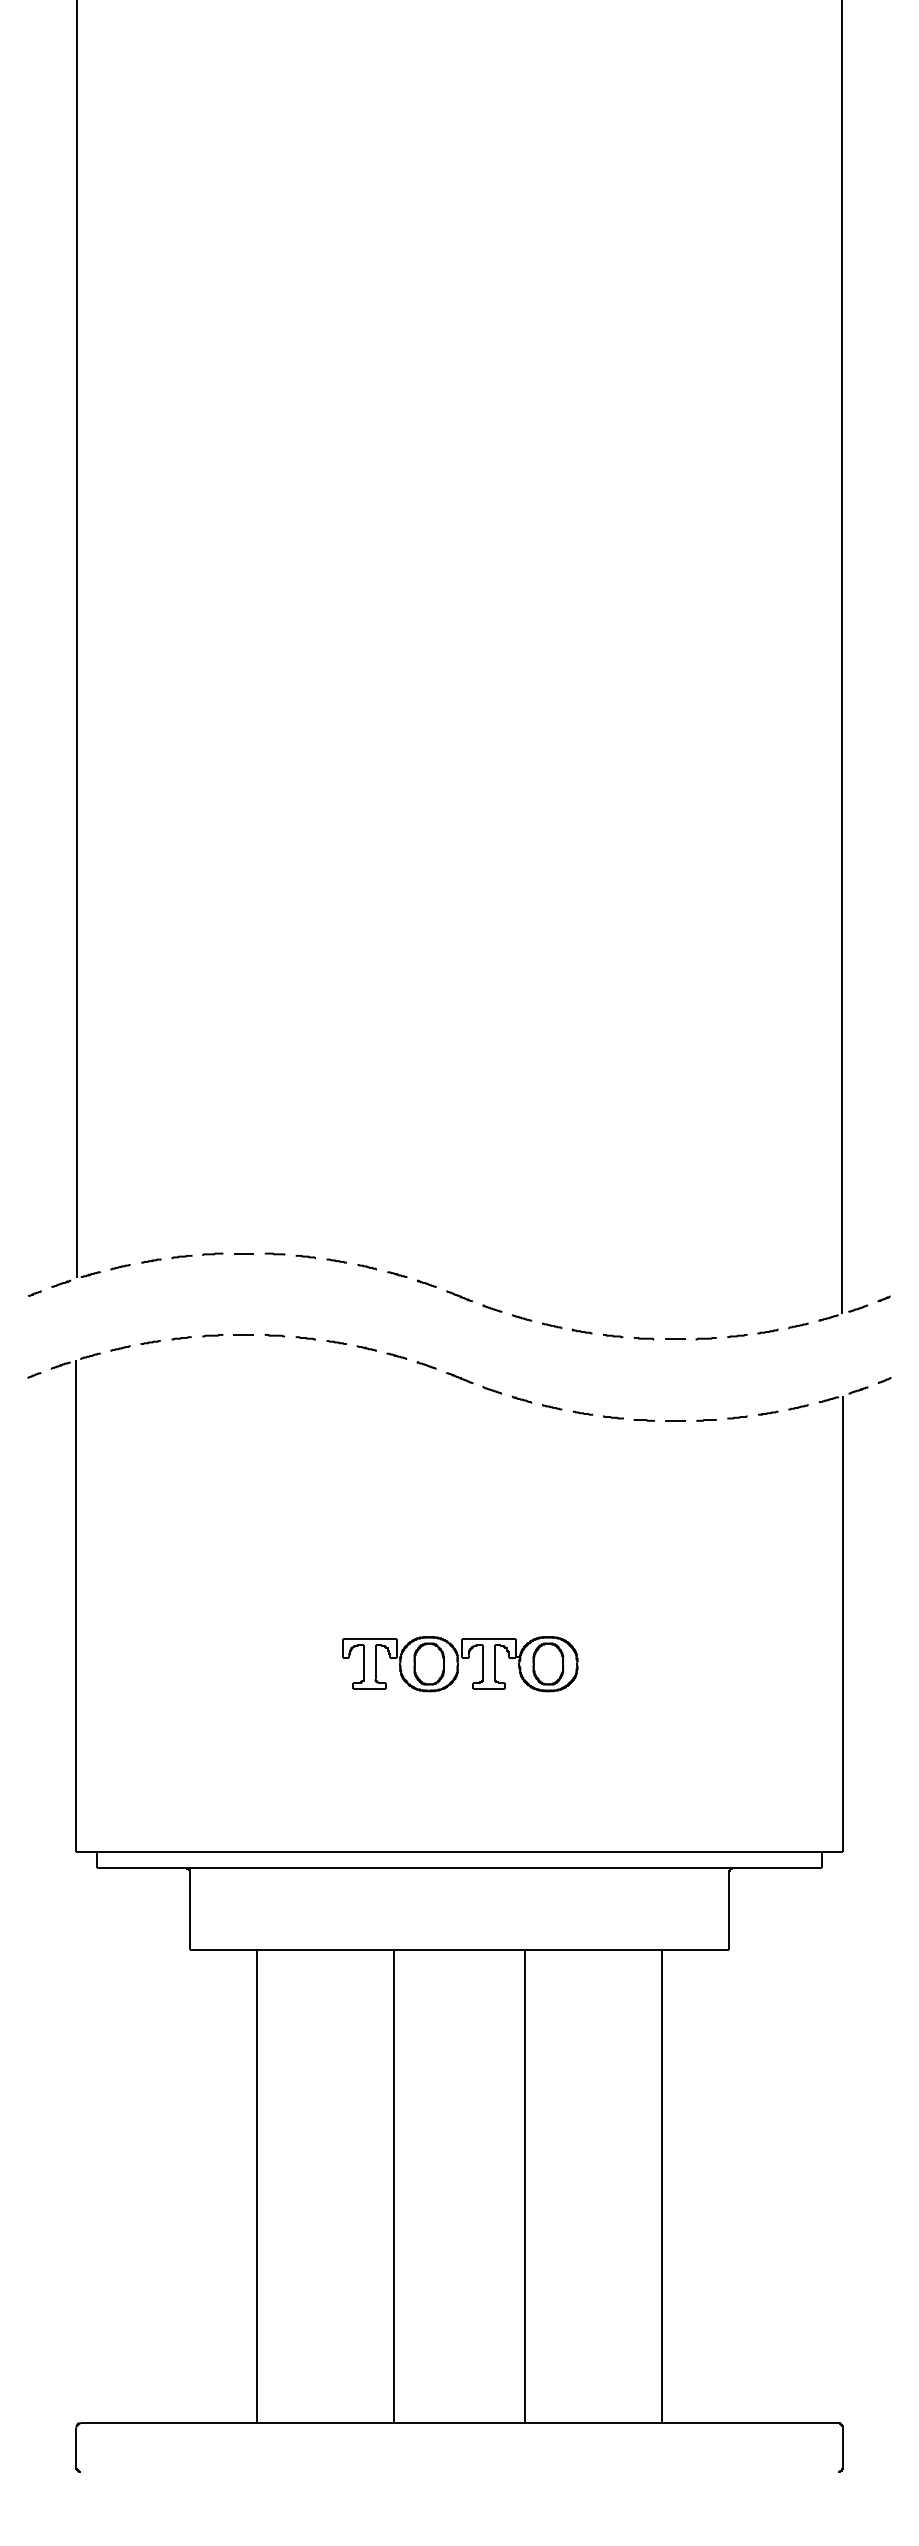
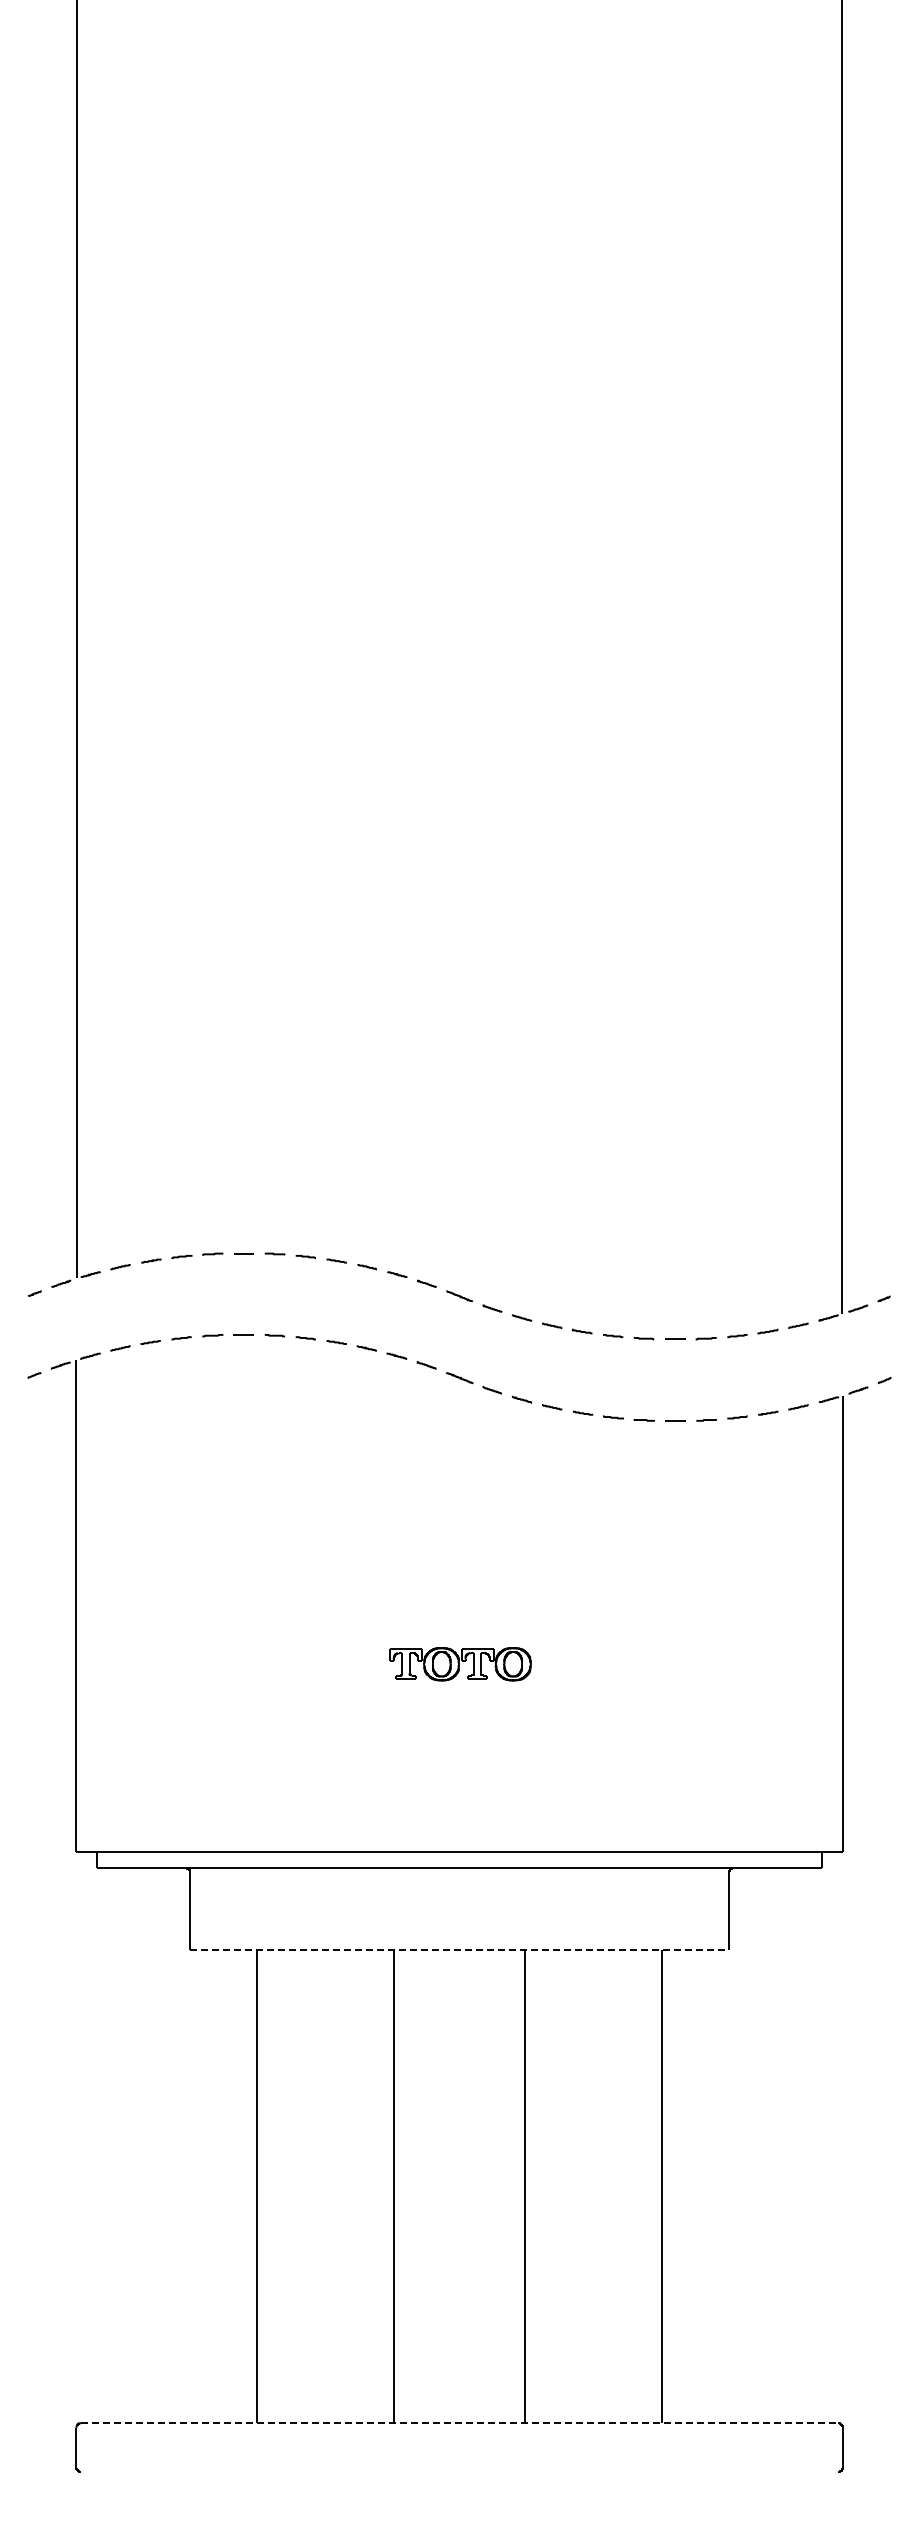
part size: 237x57 px -> 143x35 px (460, 1664)
line: solid -> dashed (460, 1949)
line: solid -> dashed (459, 2423)
